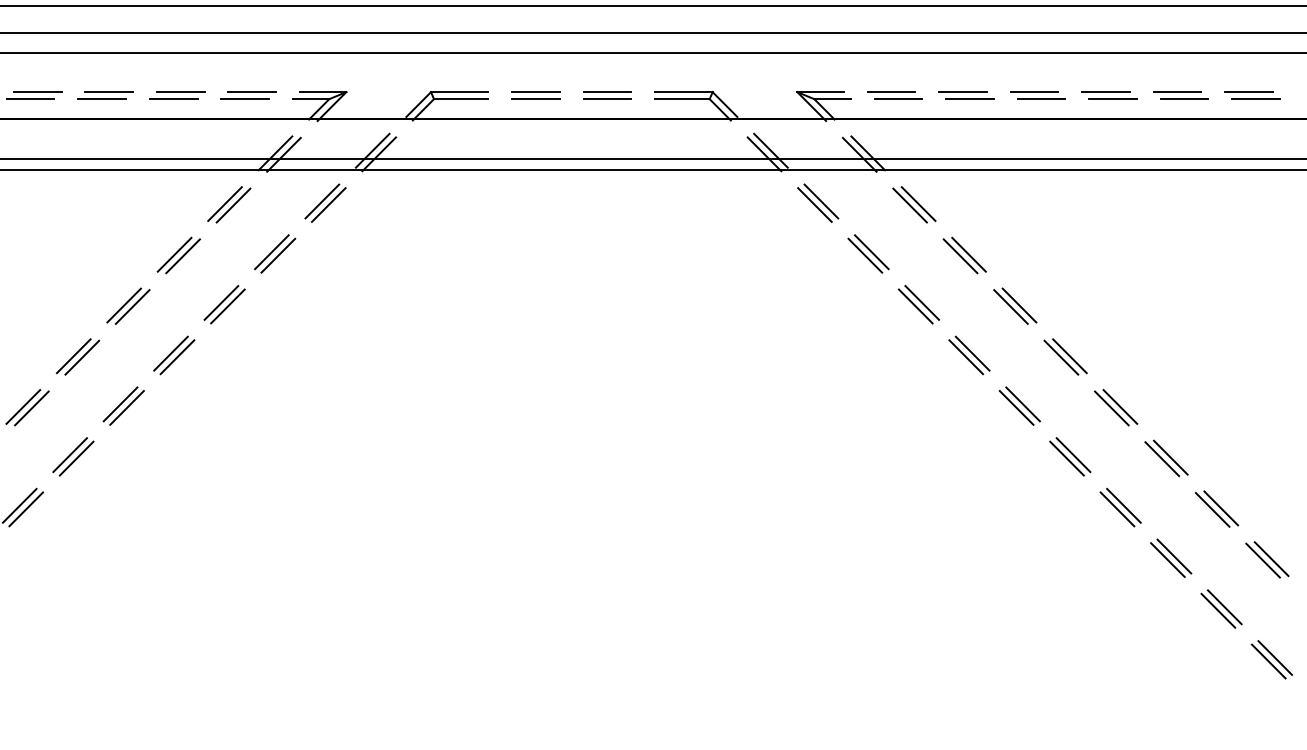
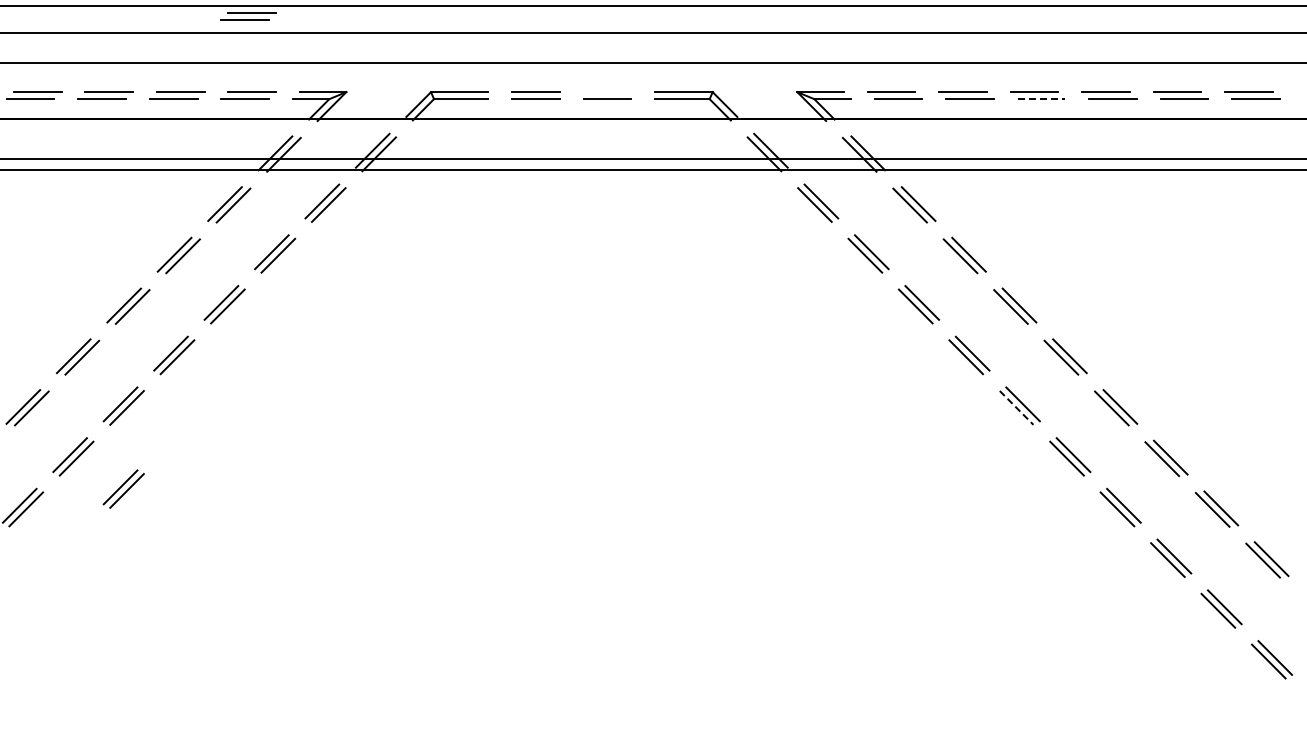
part: none -> present (248, 16)
line position: (652, 52) -> (652, 62) (652, 62)
line: present -> none (607, 92)
line: solid -> dashed (1041, 99)
line: solid -> dashed (1016, 407)
part: none -> present (123, 488)
